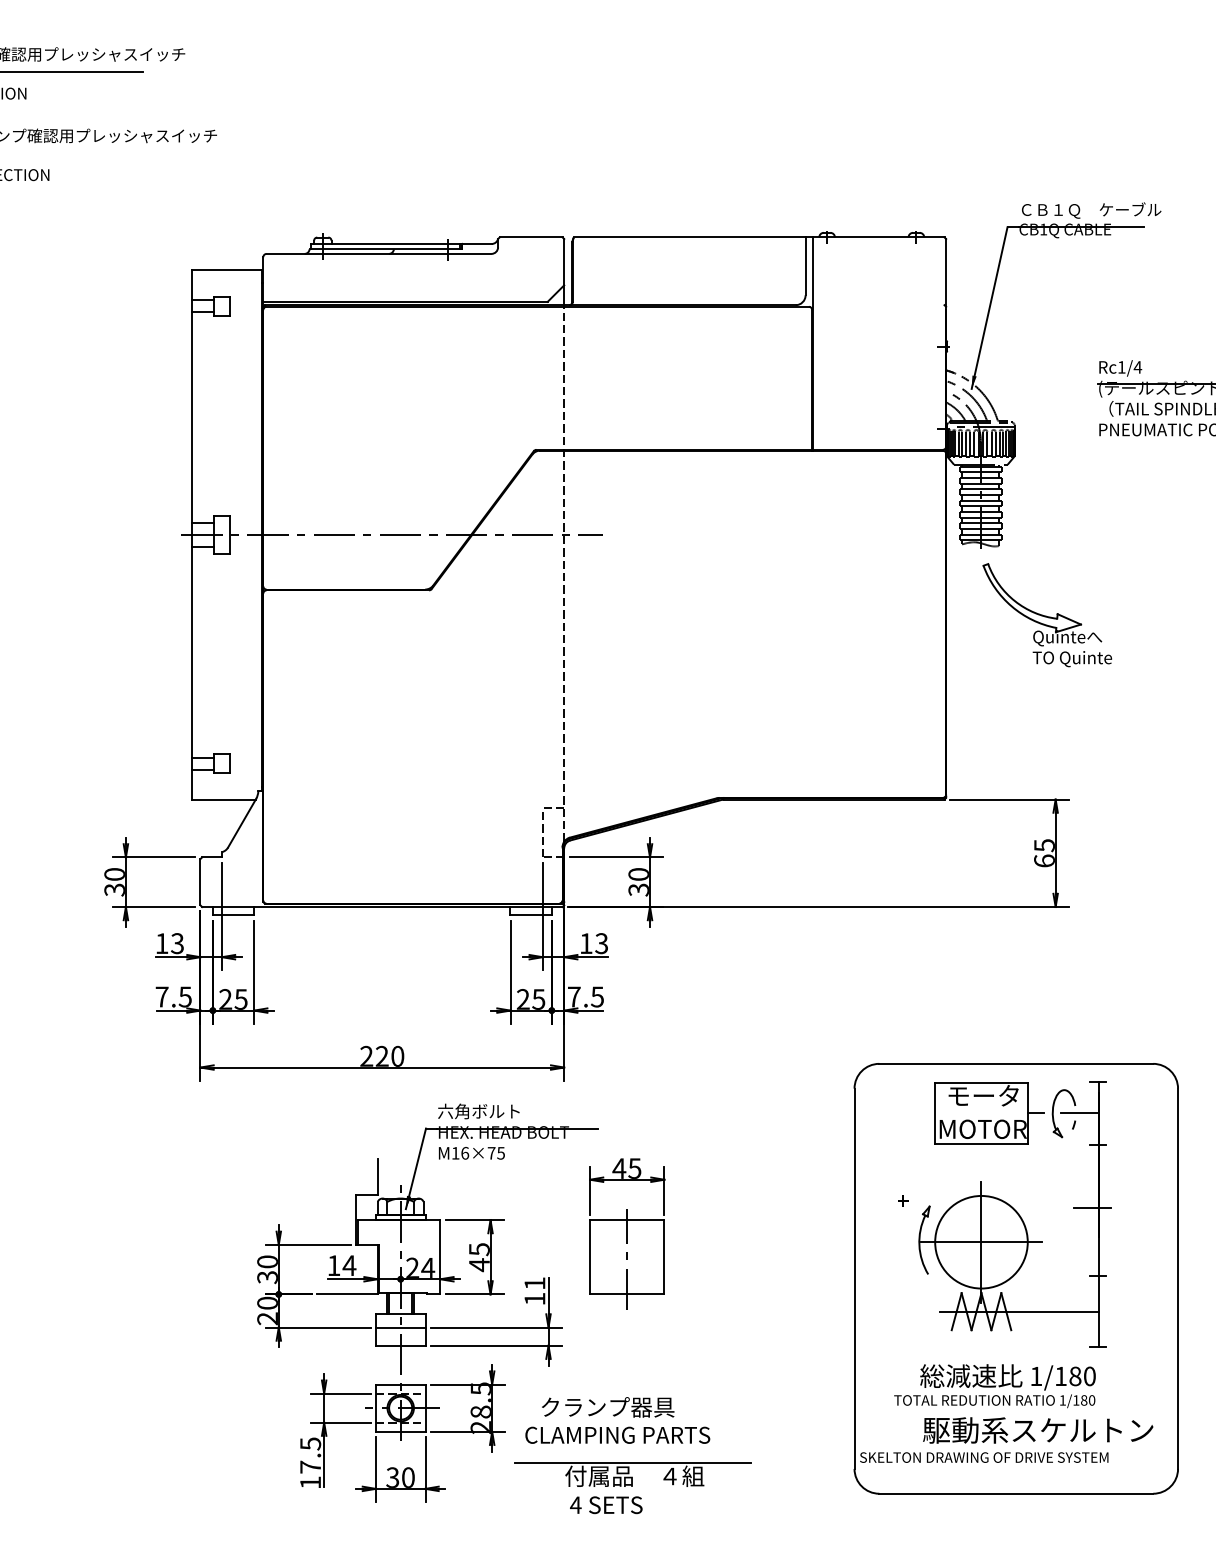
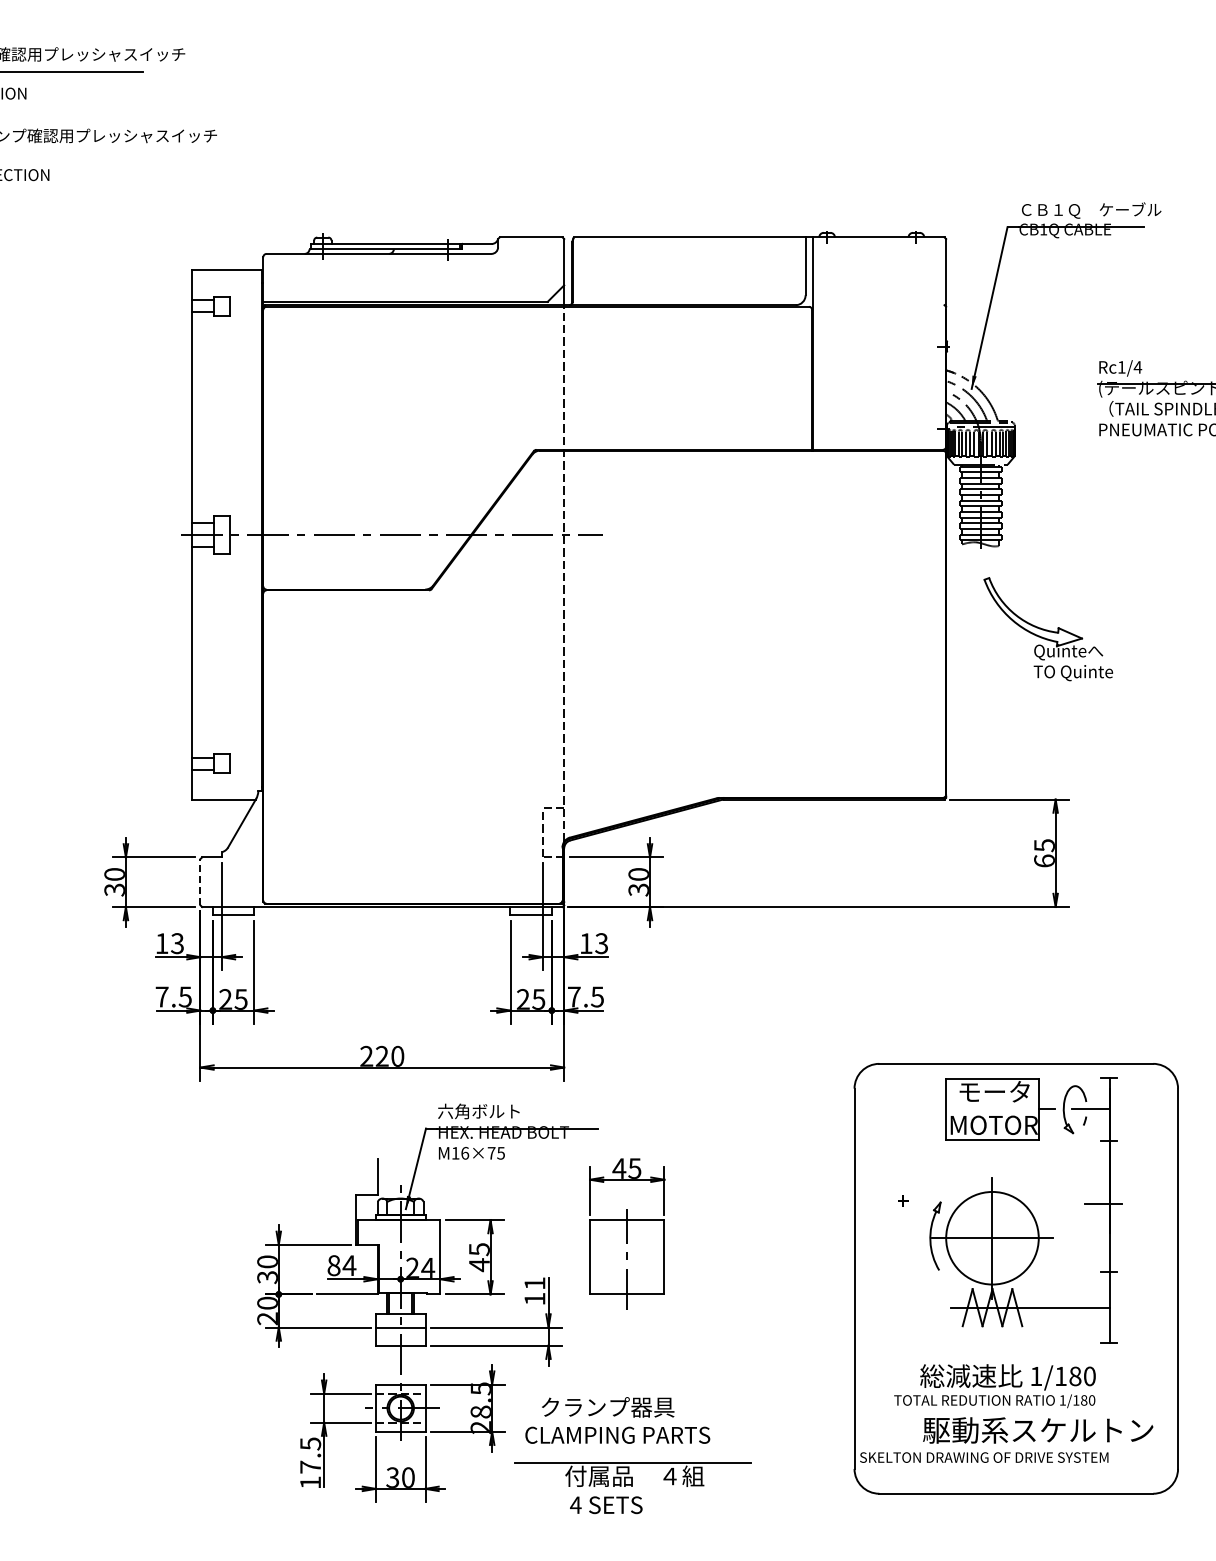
part position: (1047, 615) -> (1048, 629) (1048, 629)
line: solid -> dashed (200, 881)
part position: (1014, 1214) -> (1025, 1210) (1025, 1210)
text: 14 -> 84 (333, 1265)
